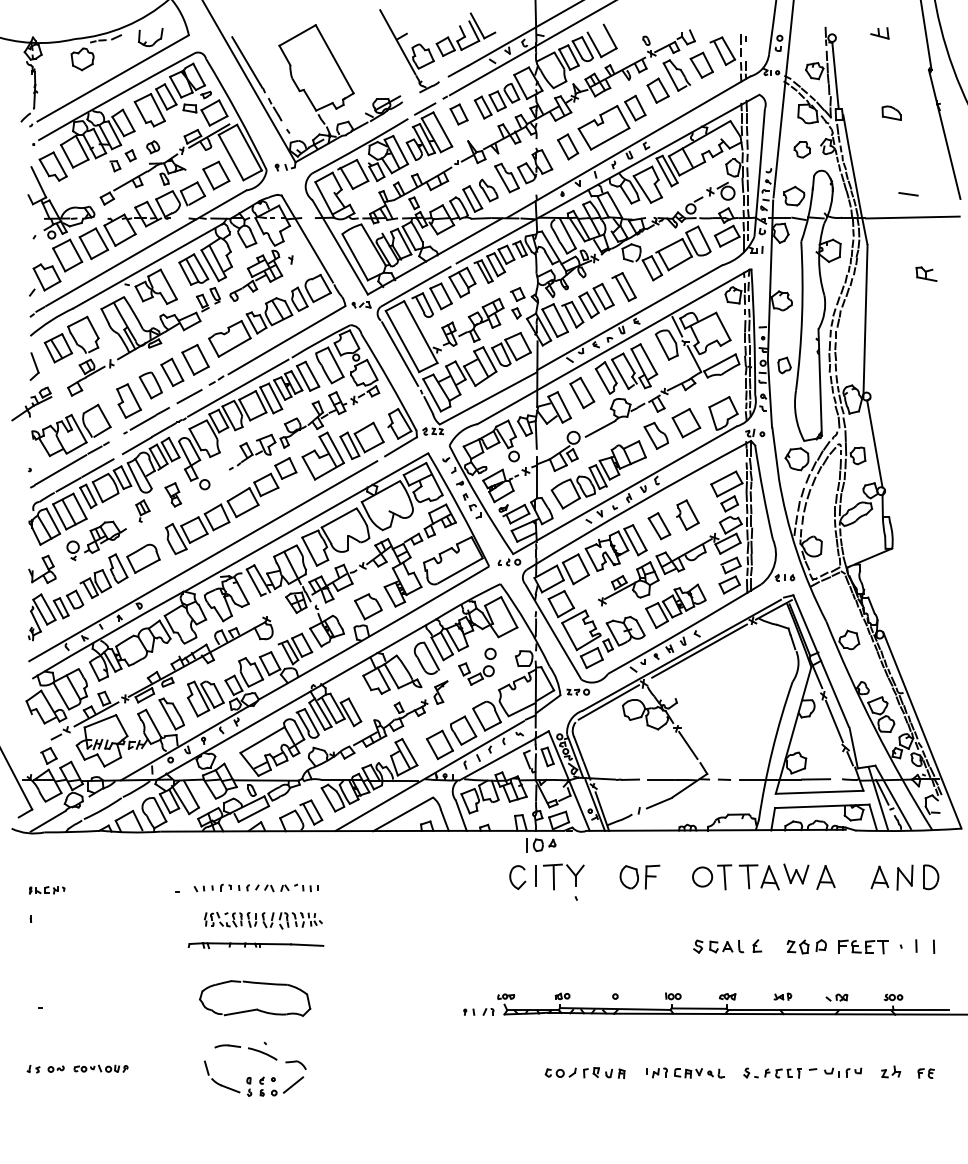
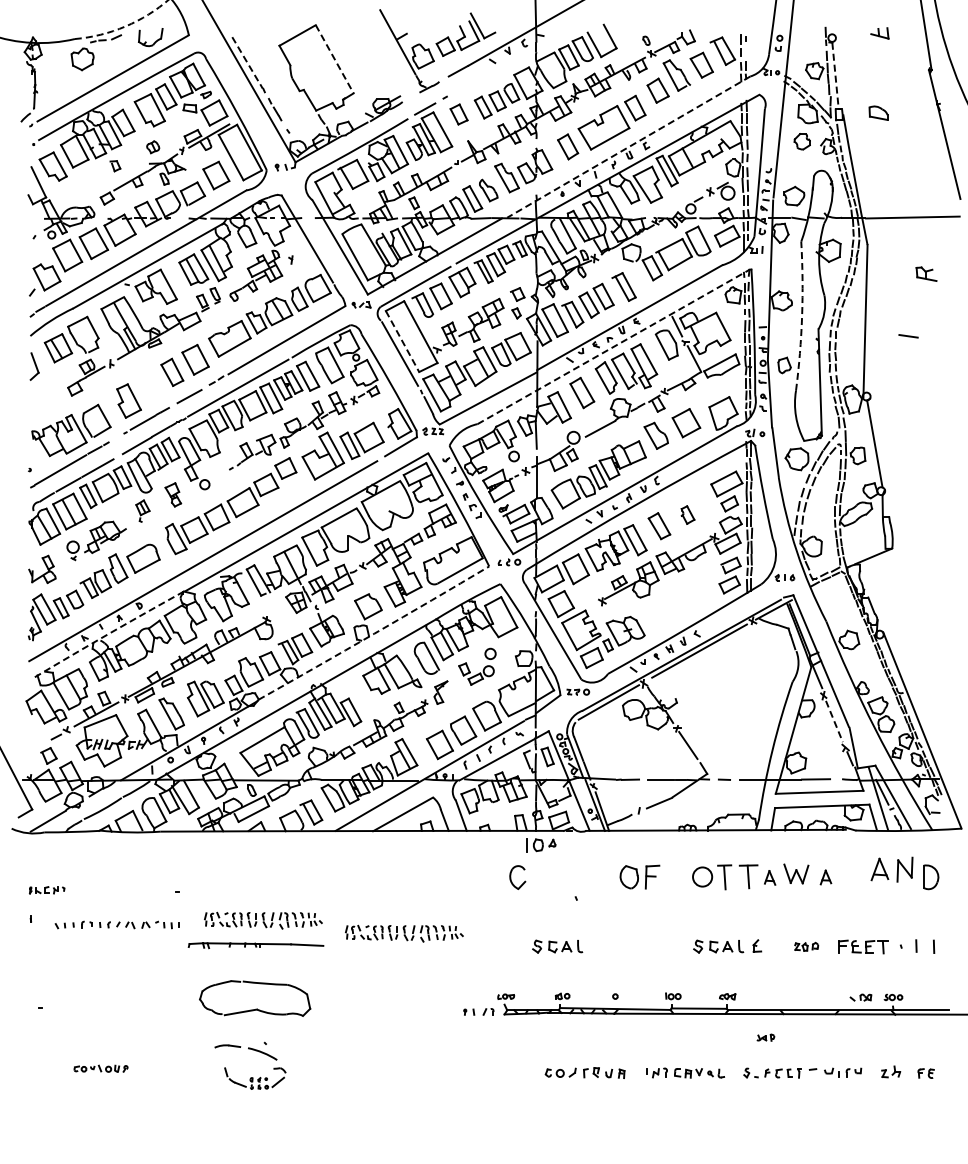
arc: solid -> dashed (125, 26)
line: present -> none (530, 48)
line: solid -> dashed (334, 59)
line: solid -> dashed (246, 61)
line: solid -> dashed (835, 76)
part position: (891, 112) -> (878, 112) (878, 112)
line: solid -> dashed (628, 147)
part position: (801, 149) -> (801, 141) (801, 141)
part: present -> none (130, 155)
line position: (908, 194) -> (908, 336) (908, 336)
arc: solid -> dashed (802, 316)
line: solid -> dashed (402, 341)
line: solid -> dashed (614, 346)
part: present -> none (150, 385)
part: present -> none (31, 403)
part size: 24x32 px -> 16x20 px (687, 514)
part: present -> none (675, 605)
arc: solid -> dashed (374, 633)
arc: solid -> dashed (107, 634)
line: solid -> dashed (834, 721)
part: present -> none (559, 876)
part size: 20x26 px -> 13x16 px (770, 877)
part size: 20x25 px -> 14x17 px (825, 877)
part position: (891, 877) -> (891, 869) (891, 869)
part position: (255, 887) -> (116, 924) (116, 924)
part: none -> present (404, 933)
part: none -> present (557, 946)
part size: 41x16 px -> 26x11 px (806, 946)
part position: (782, 996) -> (765, 1037) (765, 1037)
part position: (836, 997) -> (860, 997) (860, 997)
part: present -> none (45, 1069)
part size: 103x37 px -> 63x23 px (255, 1078)
